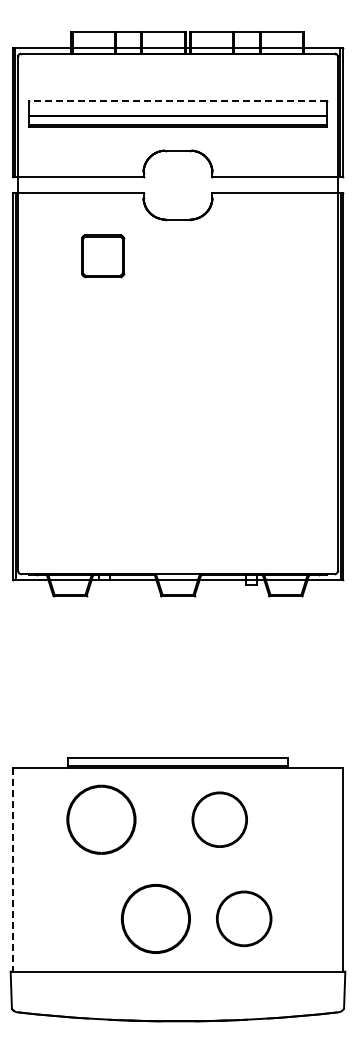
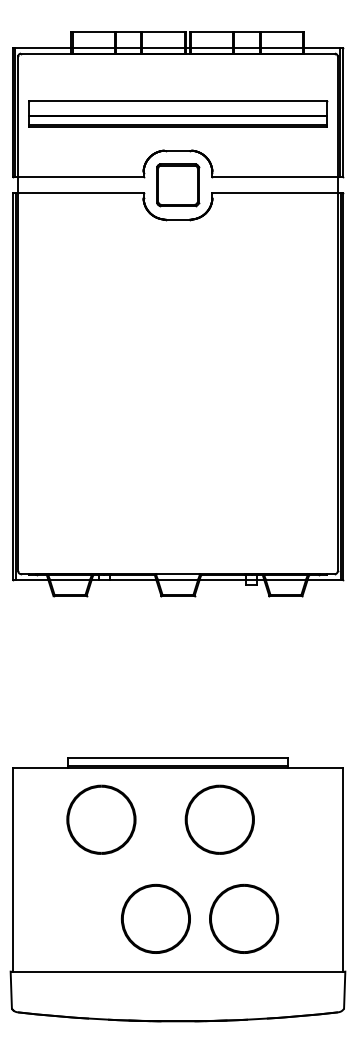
line: dashed -> solid (178, 101)
part position: (103, 256) -> (178, 185) (178, 185)
part size: 57x57 px -> 71x71 px (219, 819)
line: dashed -> solid (12, 869)
part size: 57x58 px -> 71x71 px (244, 918)
